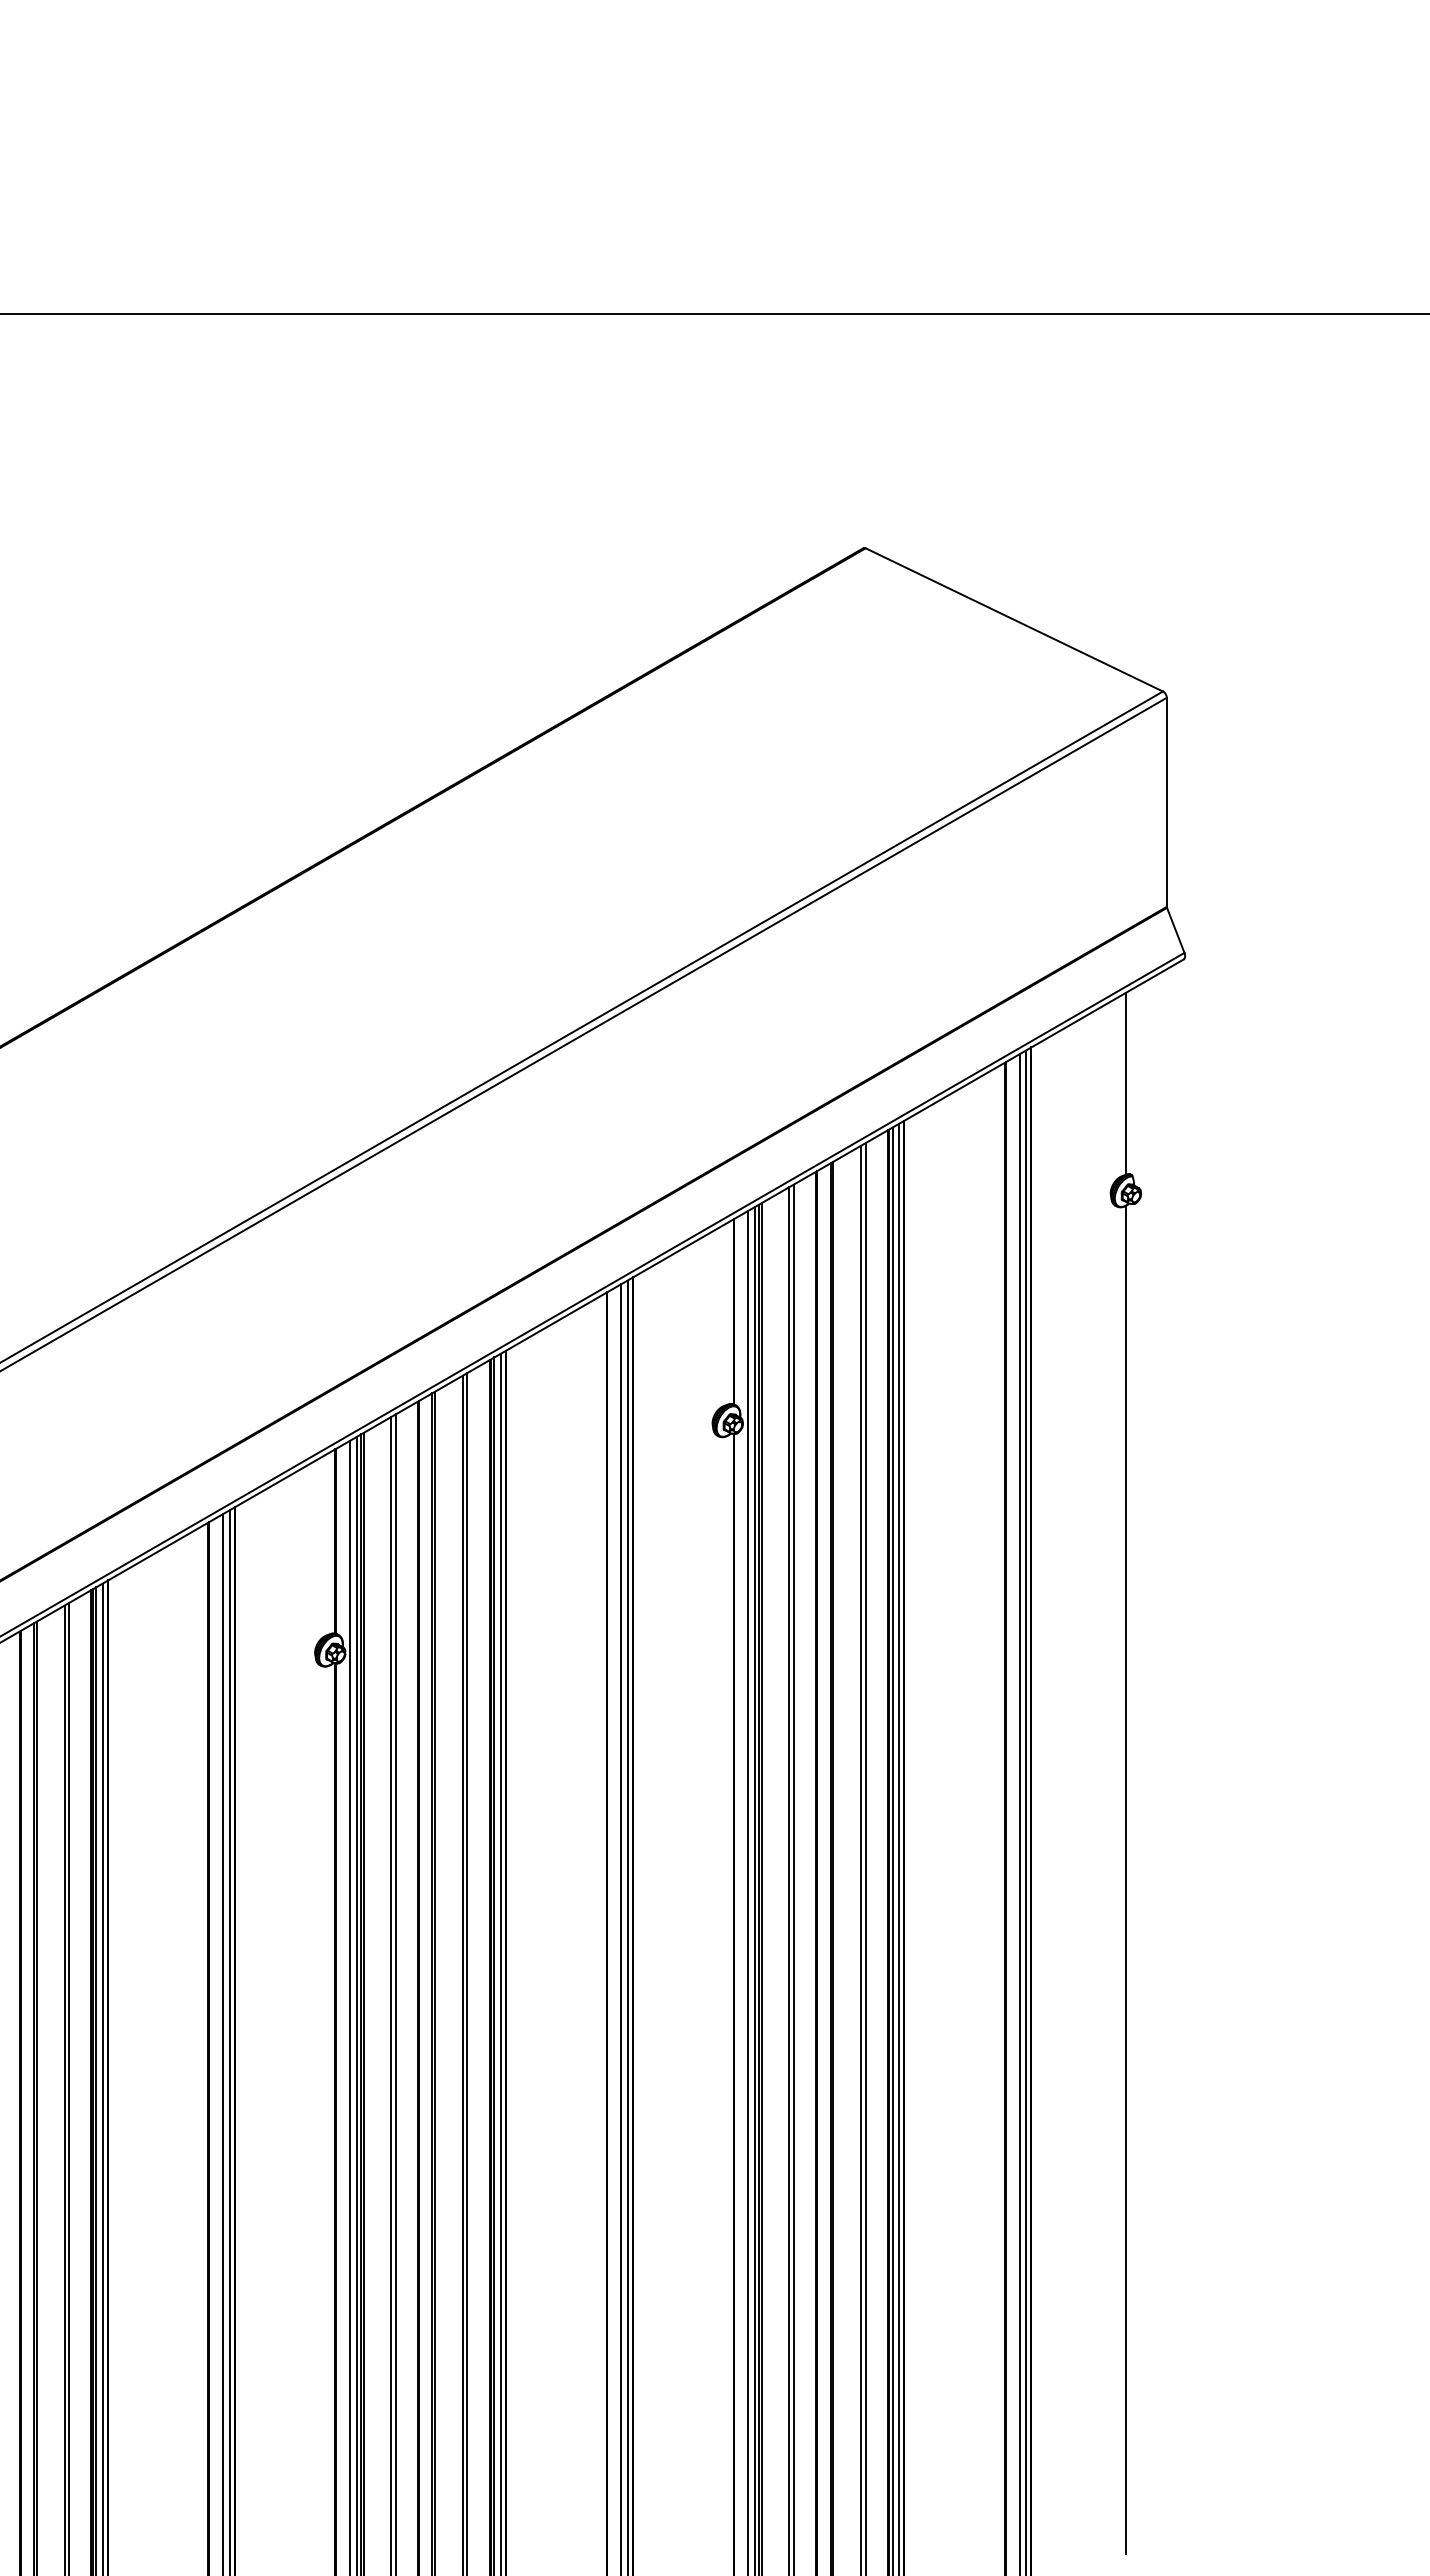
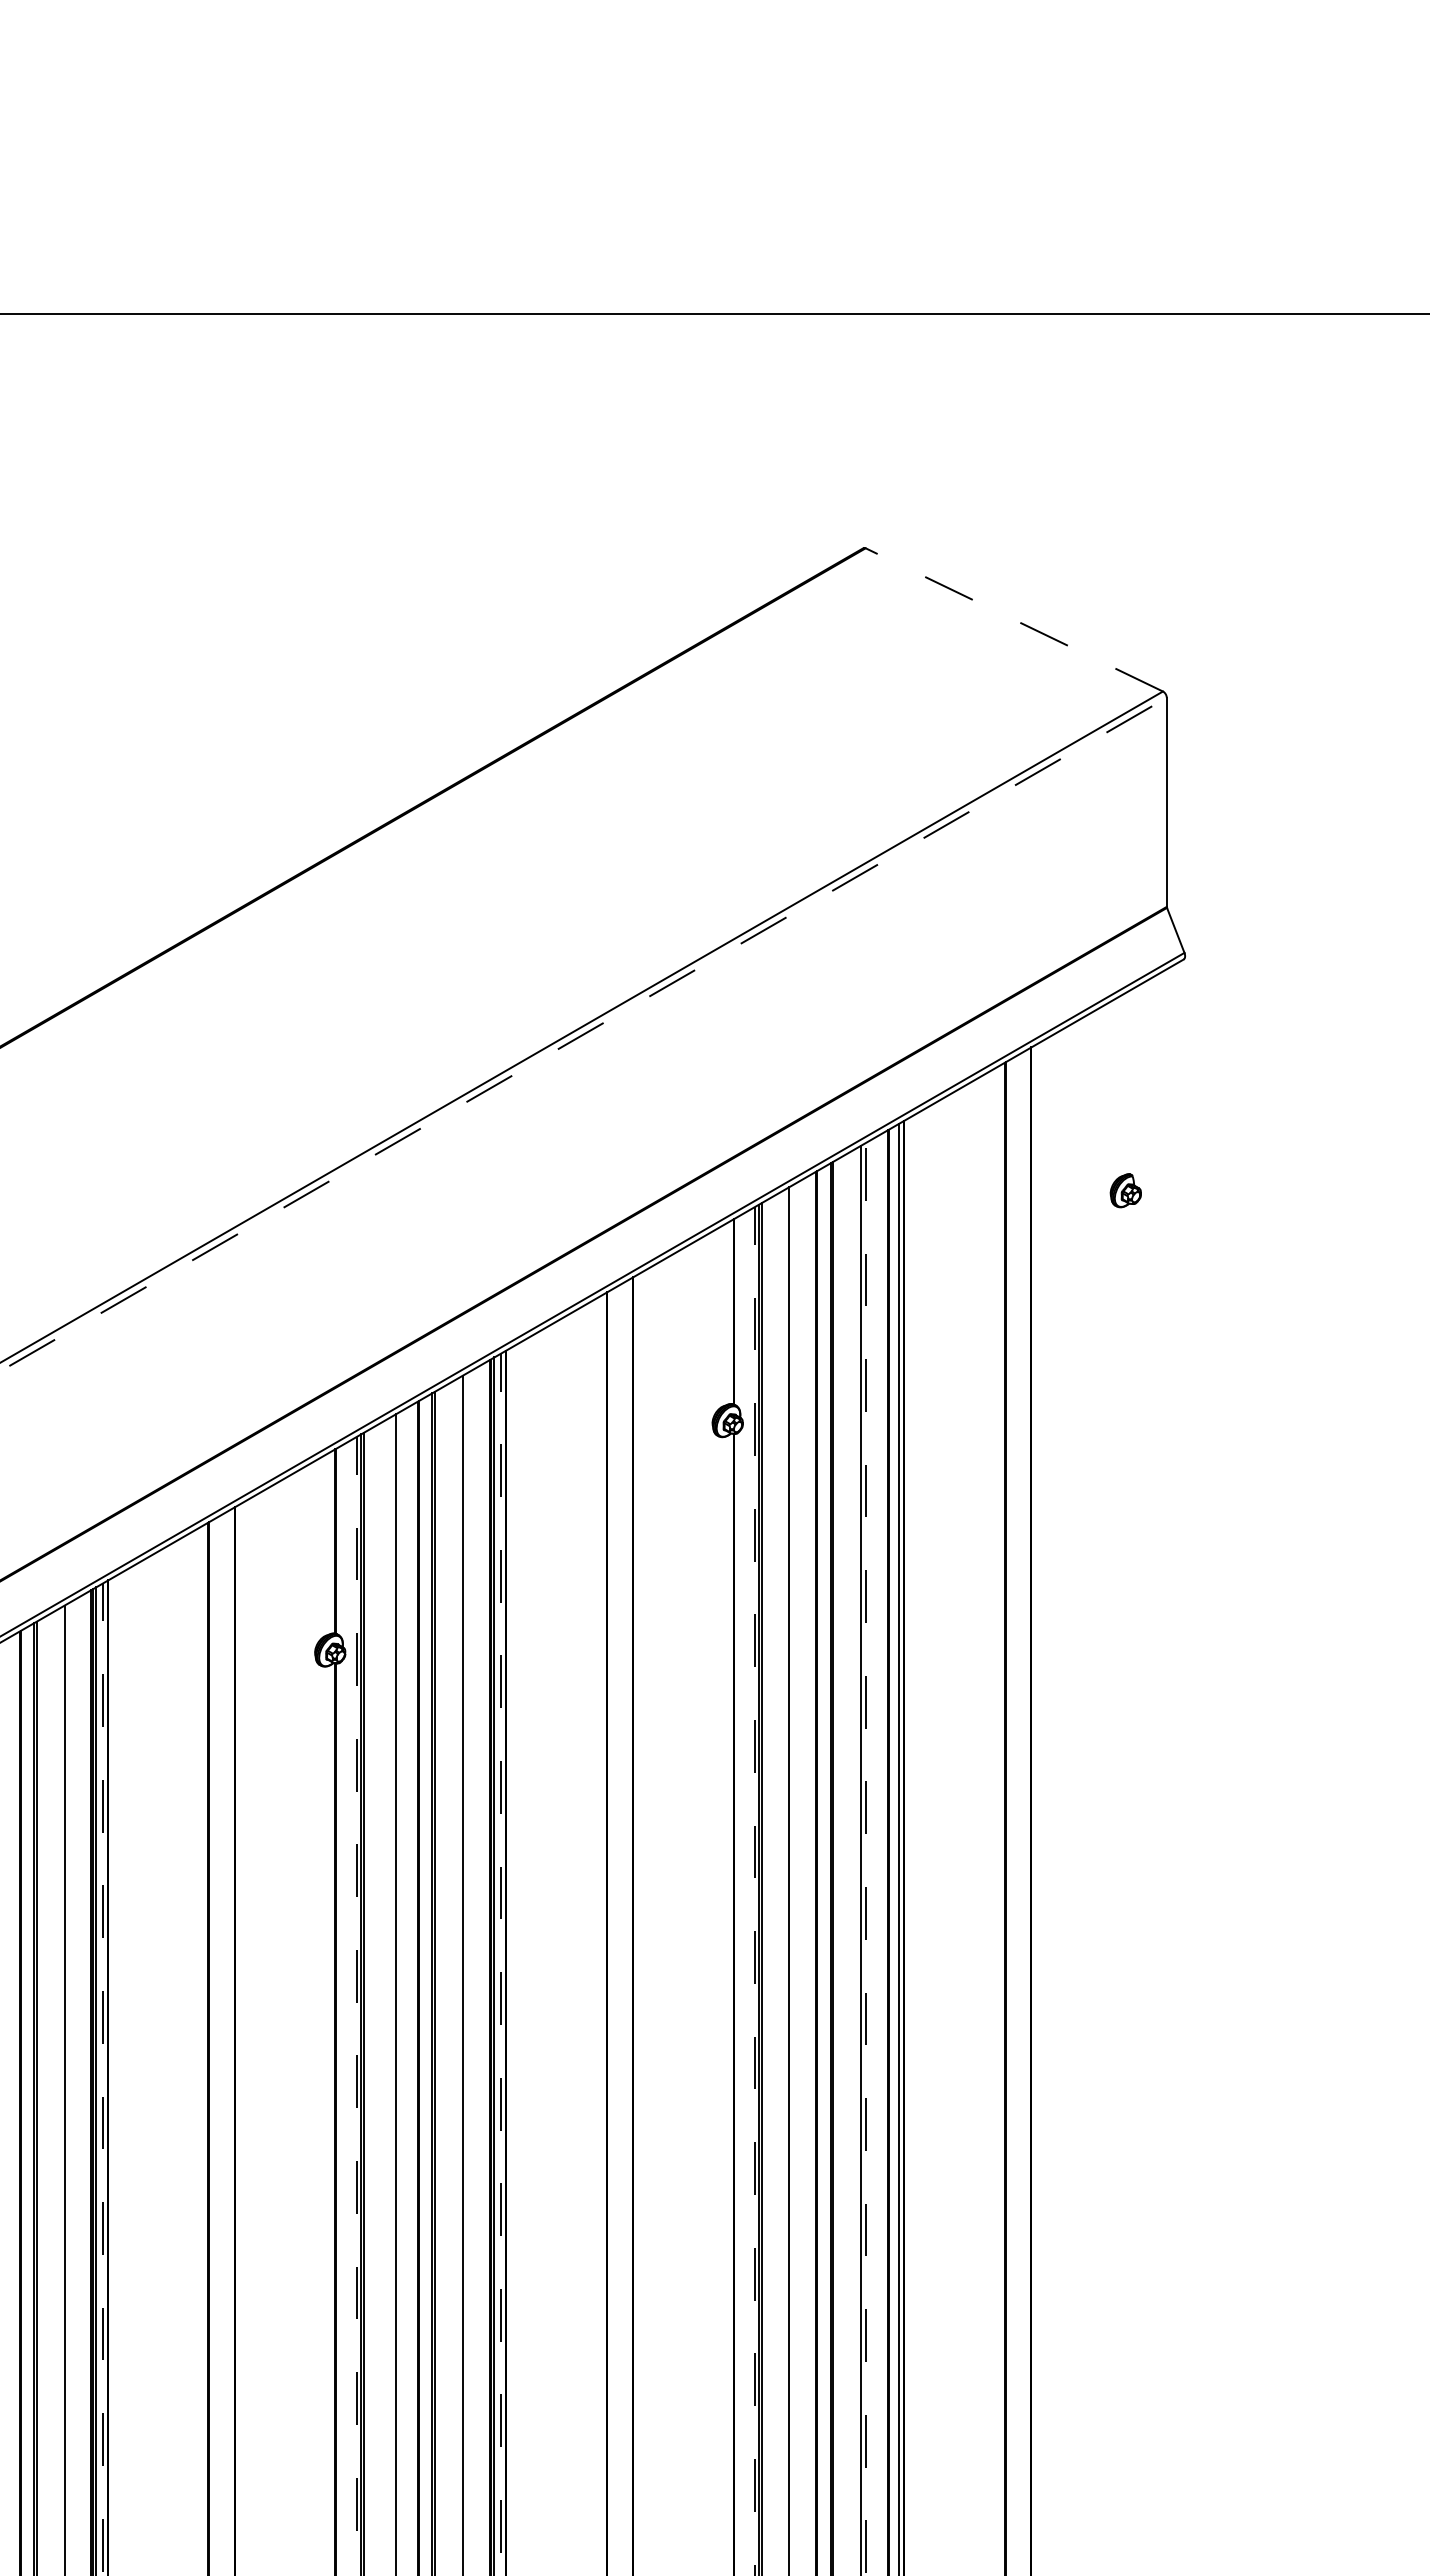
line: solid -> dashed (1014, 619)
line: solid -> dashed (583, 1034)
line: present -> none (1125, 1083)
line: present -> none (1025, 1811)
line: present -> none (1019, 1813)
line: present -> none (892, 1849)
line: solid -> dashed (865, 1859)
line: present -> none (793, 1878)
line: present -> none (1125, 1879)
line: present -> none (748, 1891)
line: solid -> dashed (754, 1891)
line: present -> none (627, 1926)
line: present -> none (621, 1928)
line: solid -> dashed (500, 1964)
line: present -> none (467, 1972)
line: present -> none (391, 1994)
line: solid -> dashed (356, 2005)
line: present -> none (350, 2006)
line: present -> none (229, 2041)
line: present -> none (223, 2043)
line: solid -> dashed (102, 2079)
line: present -> none (69, 2087)
